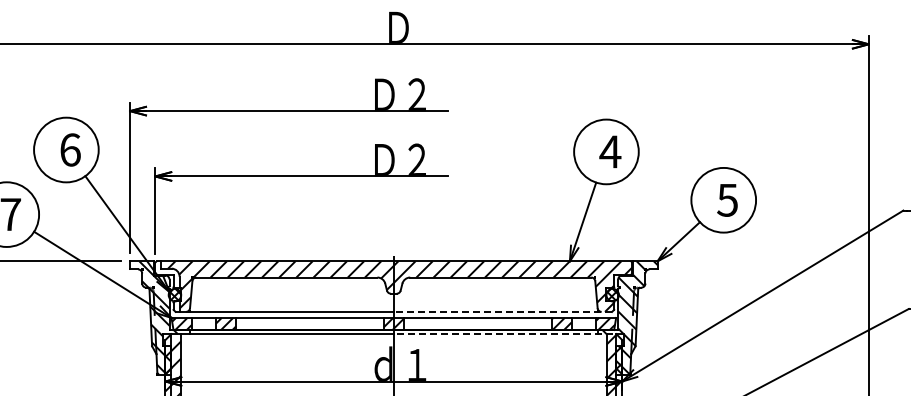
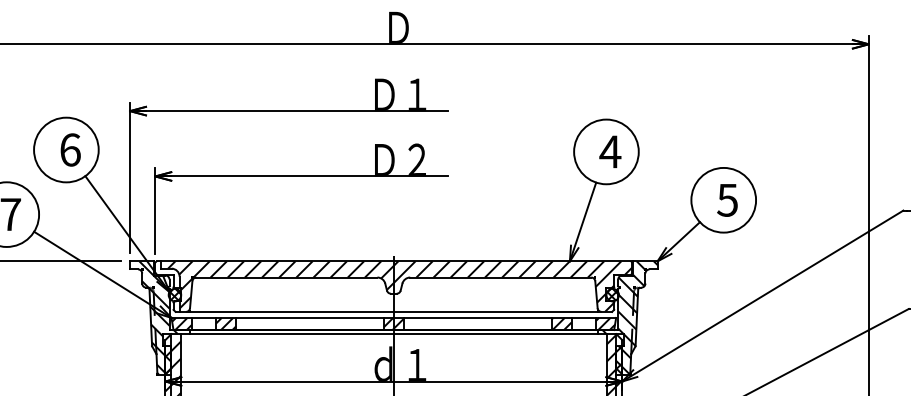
text: Ｄ２ -> Ｄ１ (417, 93)
line: dashed -> solid (502, 311)
line: dashed -> solid (508, 334)
